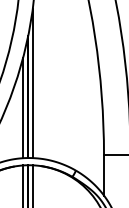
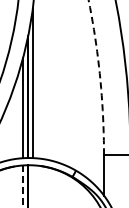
arc: solid -> dashed (100, 76)
line: present -> none (32, 184)
line: solid -> dashed (23, 186)
